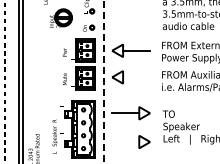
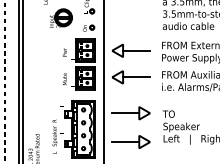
line: none -> present (136, 77)
line: dashed -> solid (104, 82)
line: none -> present (125, 142)
